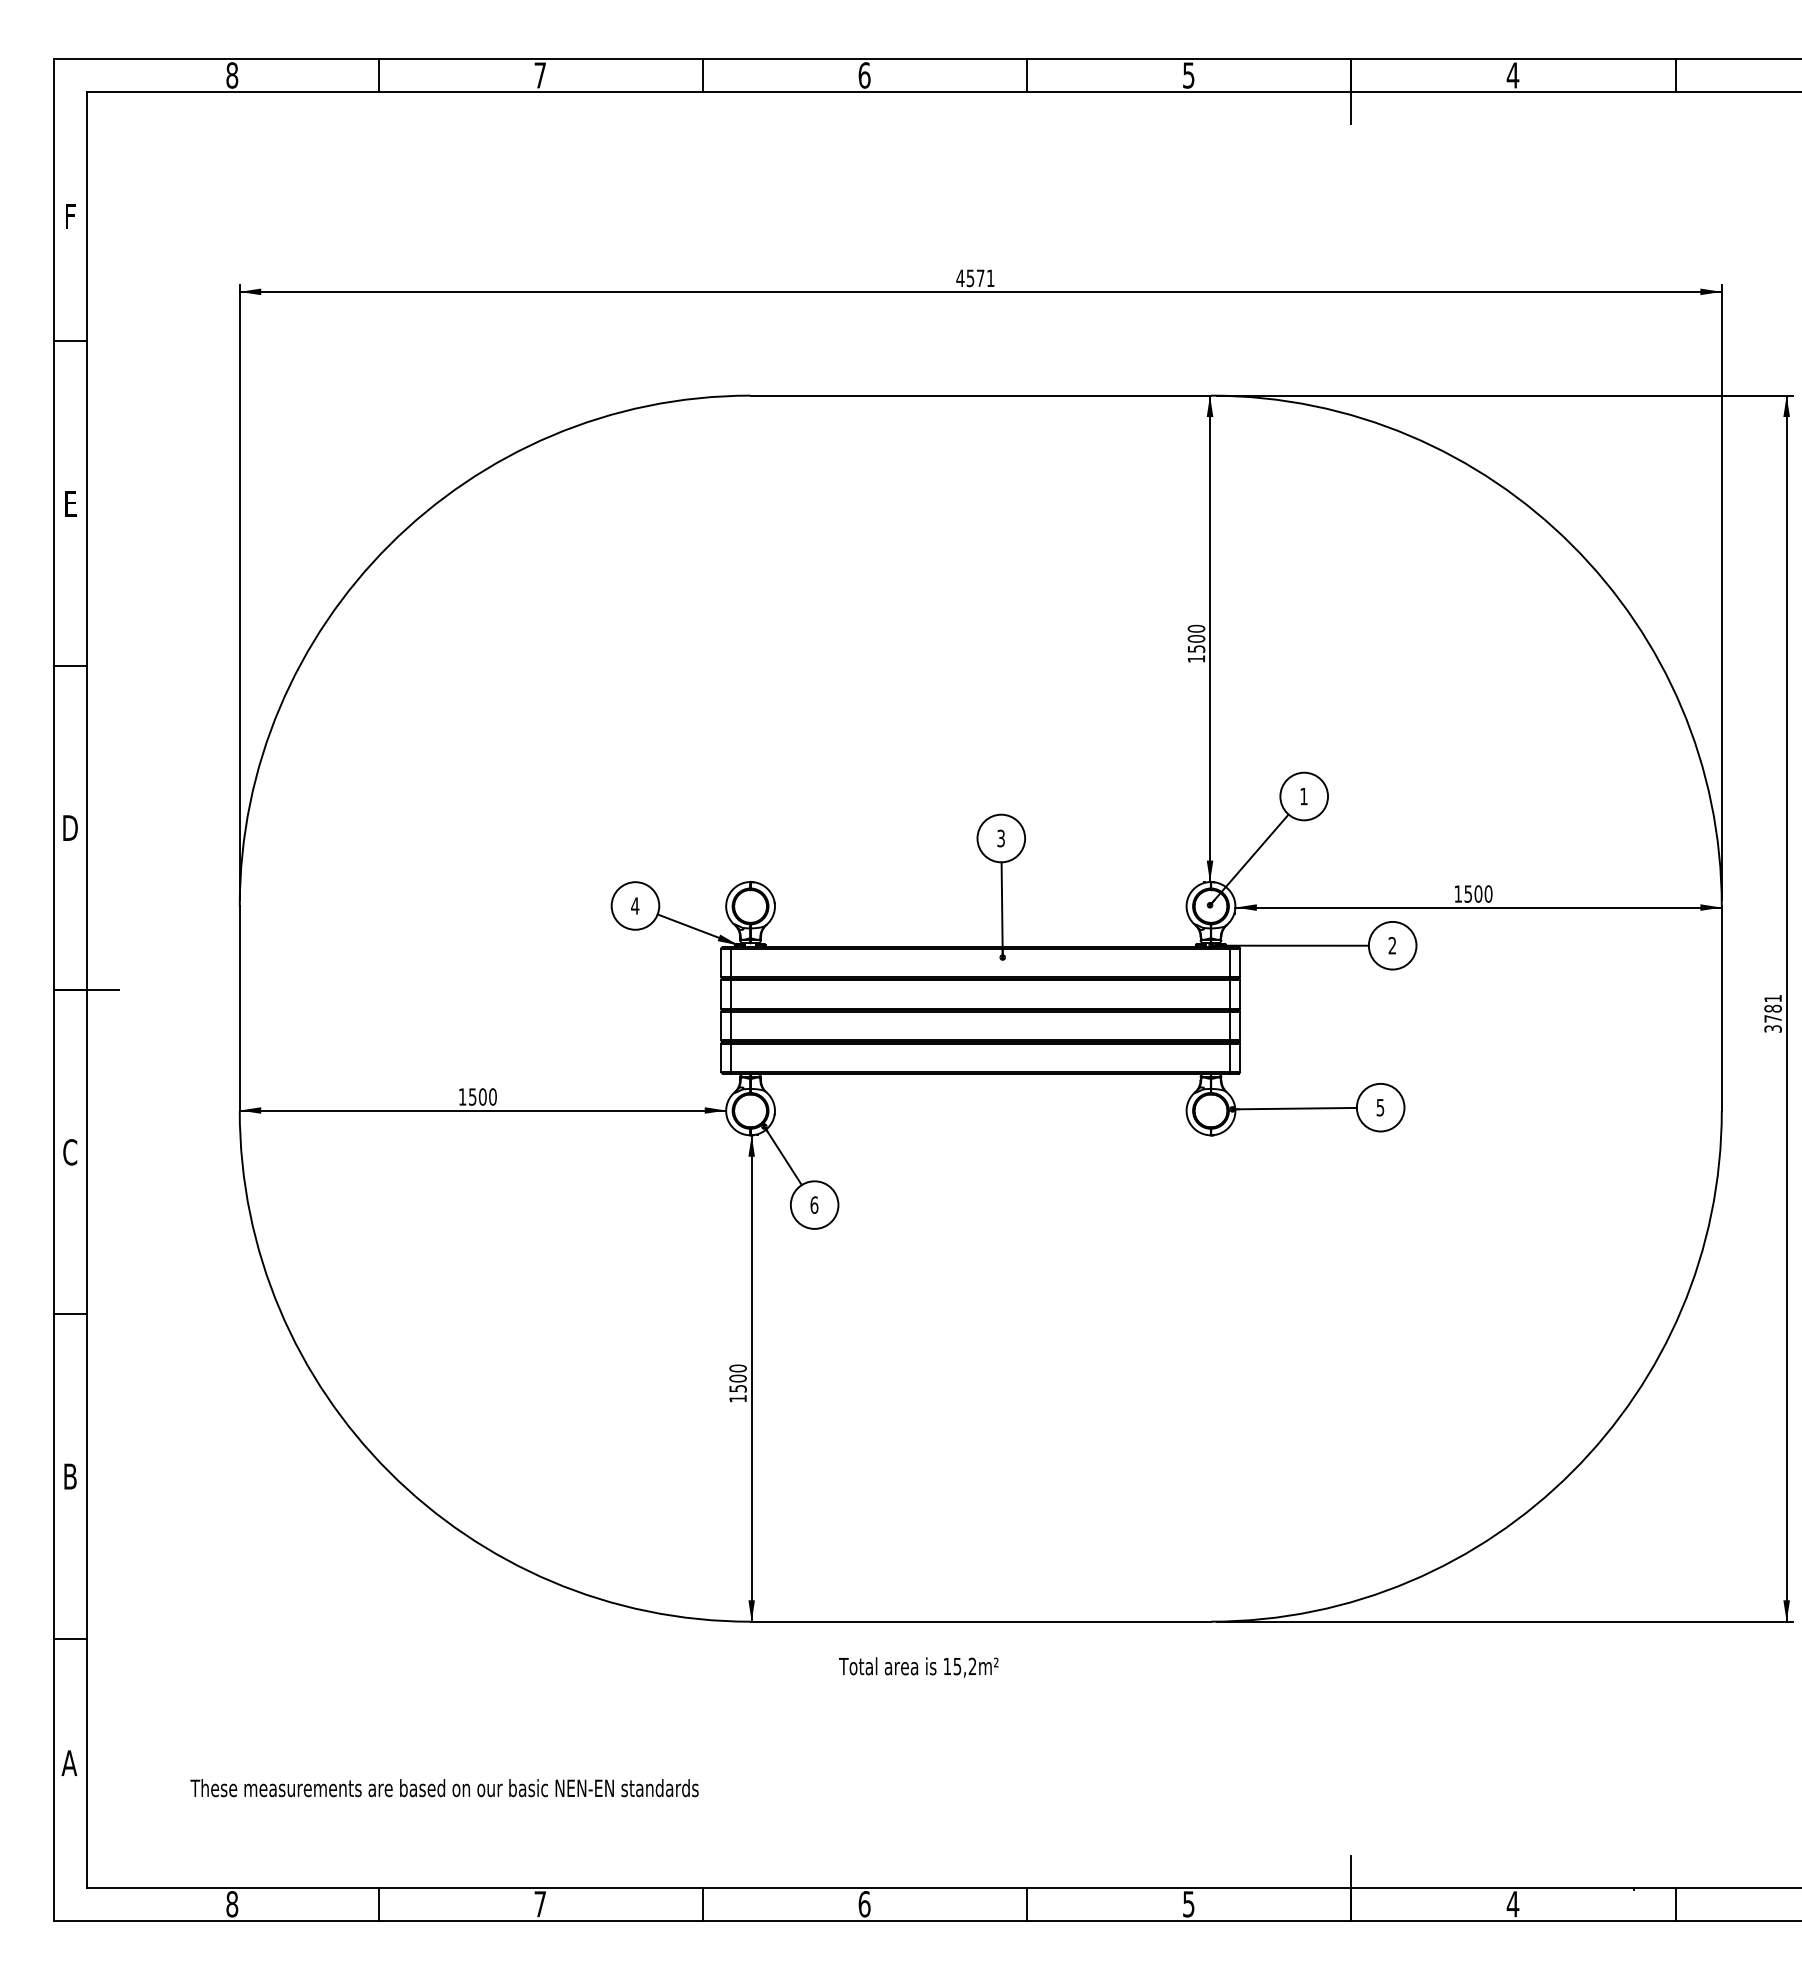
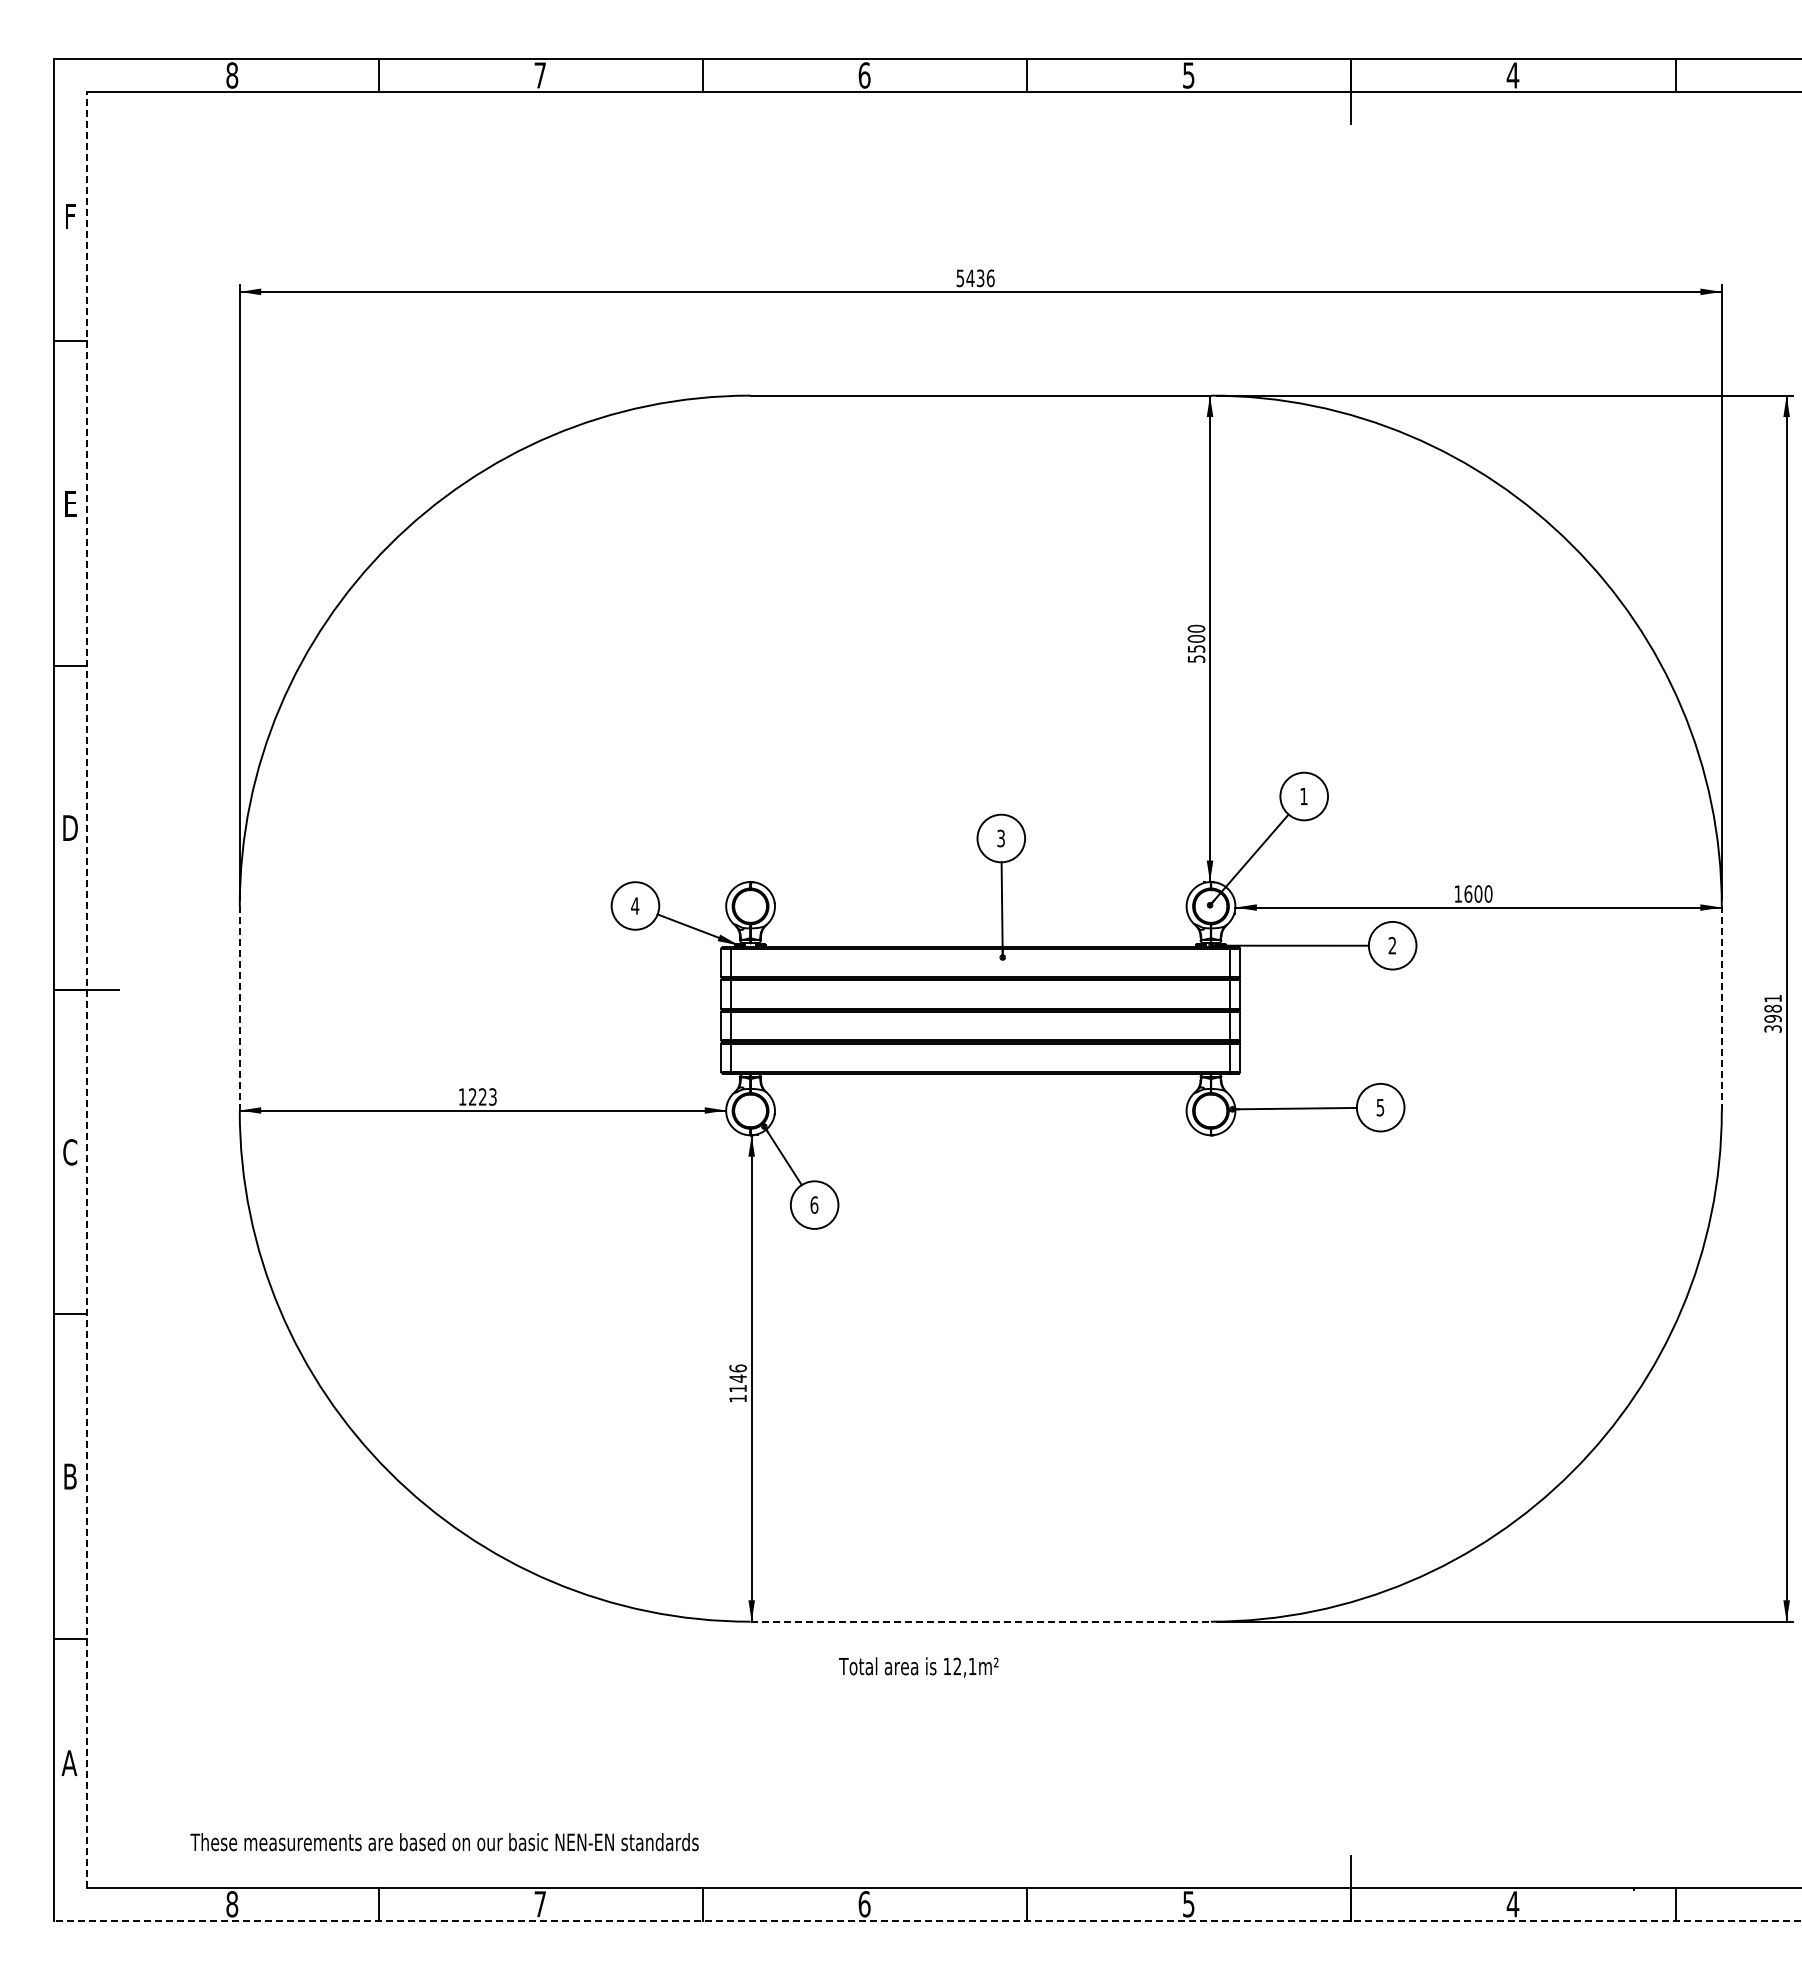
text: 4571 -> 5436 (975, 278)
text: 1500 -> 5500 (1196, 658)
text: 1500 -> 1600 (1468, 893)
line: solid -> dashed (86, 989)
line: solid -> dashed (1721, 1008)
line: solid -> dashed (239, 1009)
text: 3781 -> 3981 (1772, 1018)
text: 1500 -> 1223 (482, 1096)
text: 1500 -> 1146 (737, 1378)
line: solid -> dashed (981, 1621)
text: 15,2m² -> 12,1m² (964, 1666)
text position: (444, 1788) -> (444, 1842) (444, 1842)
line: solid -> dashed (927, 1920)
